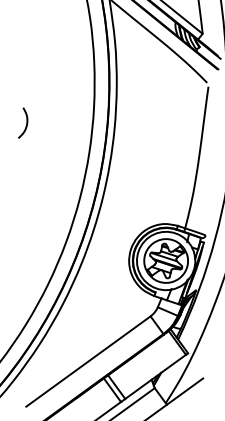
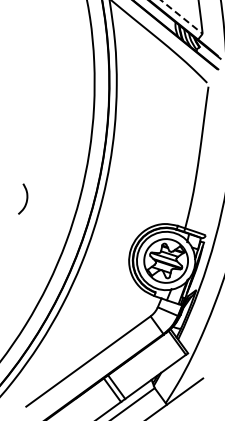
line: solid -> dashed (181, 16)
curve position: (26, 122) -> (26, 198) (26, 198)
